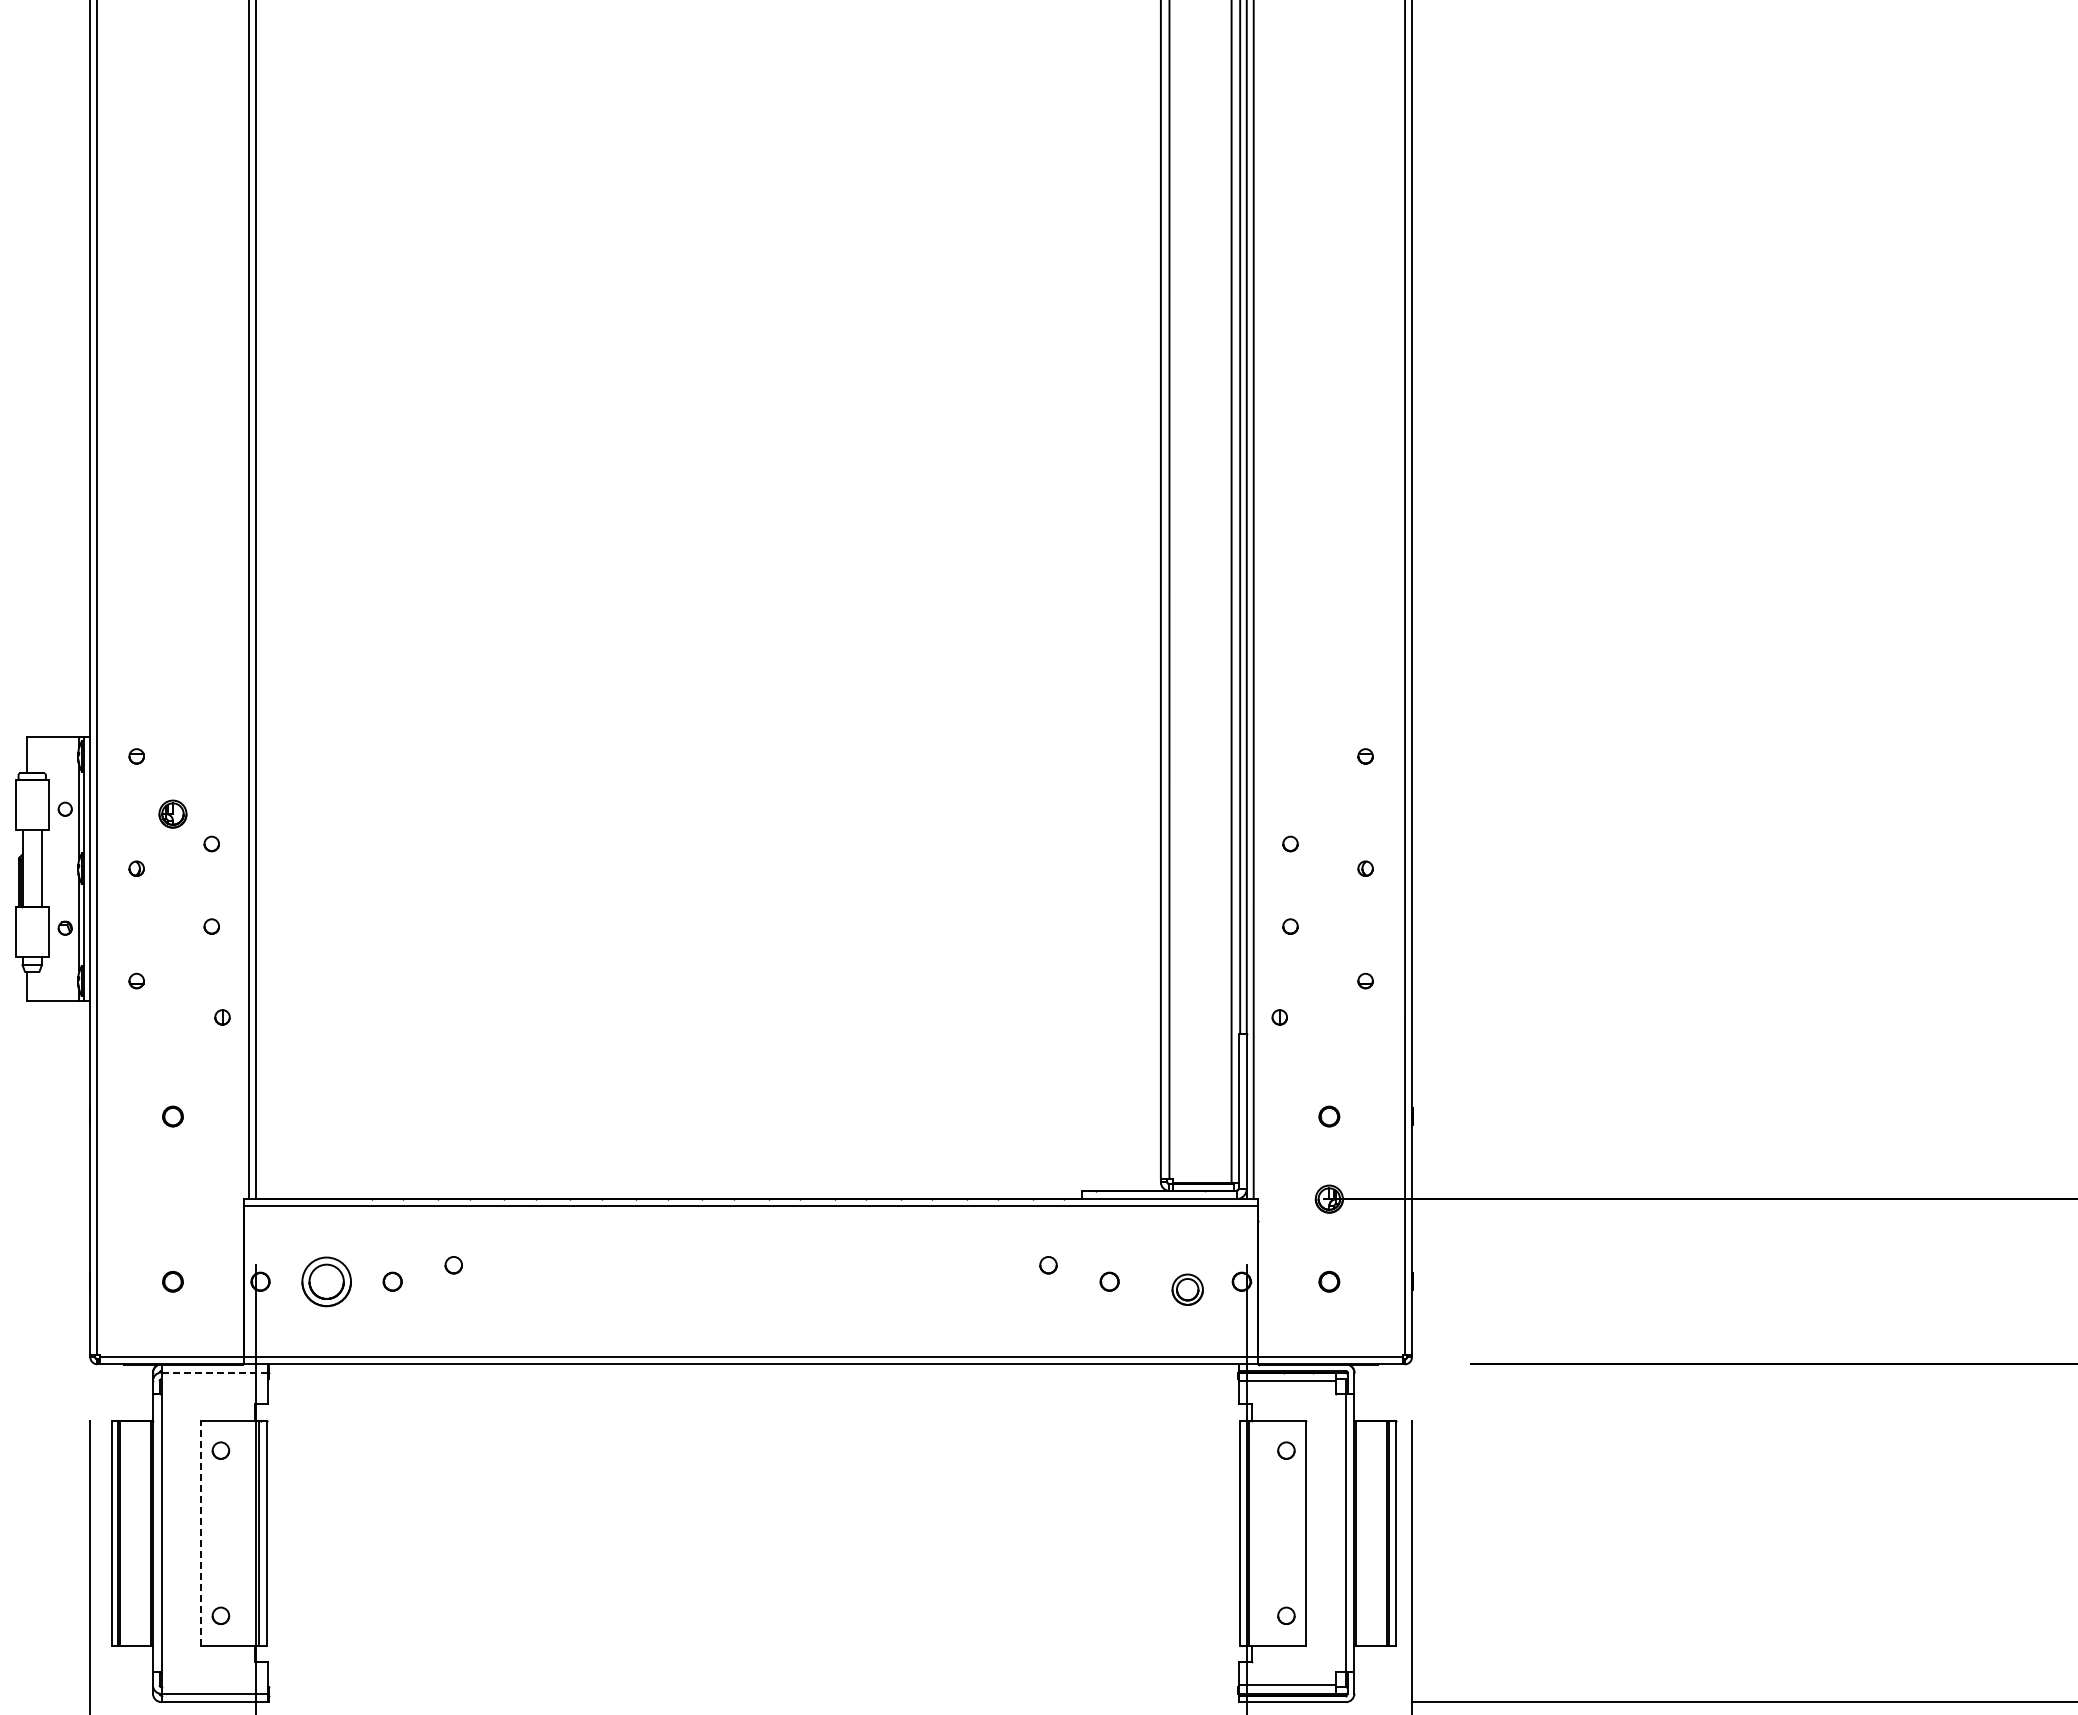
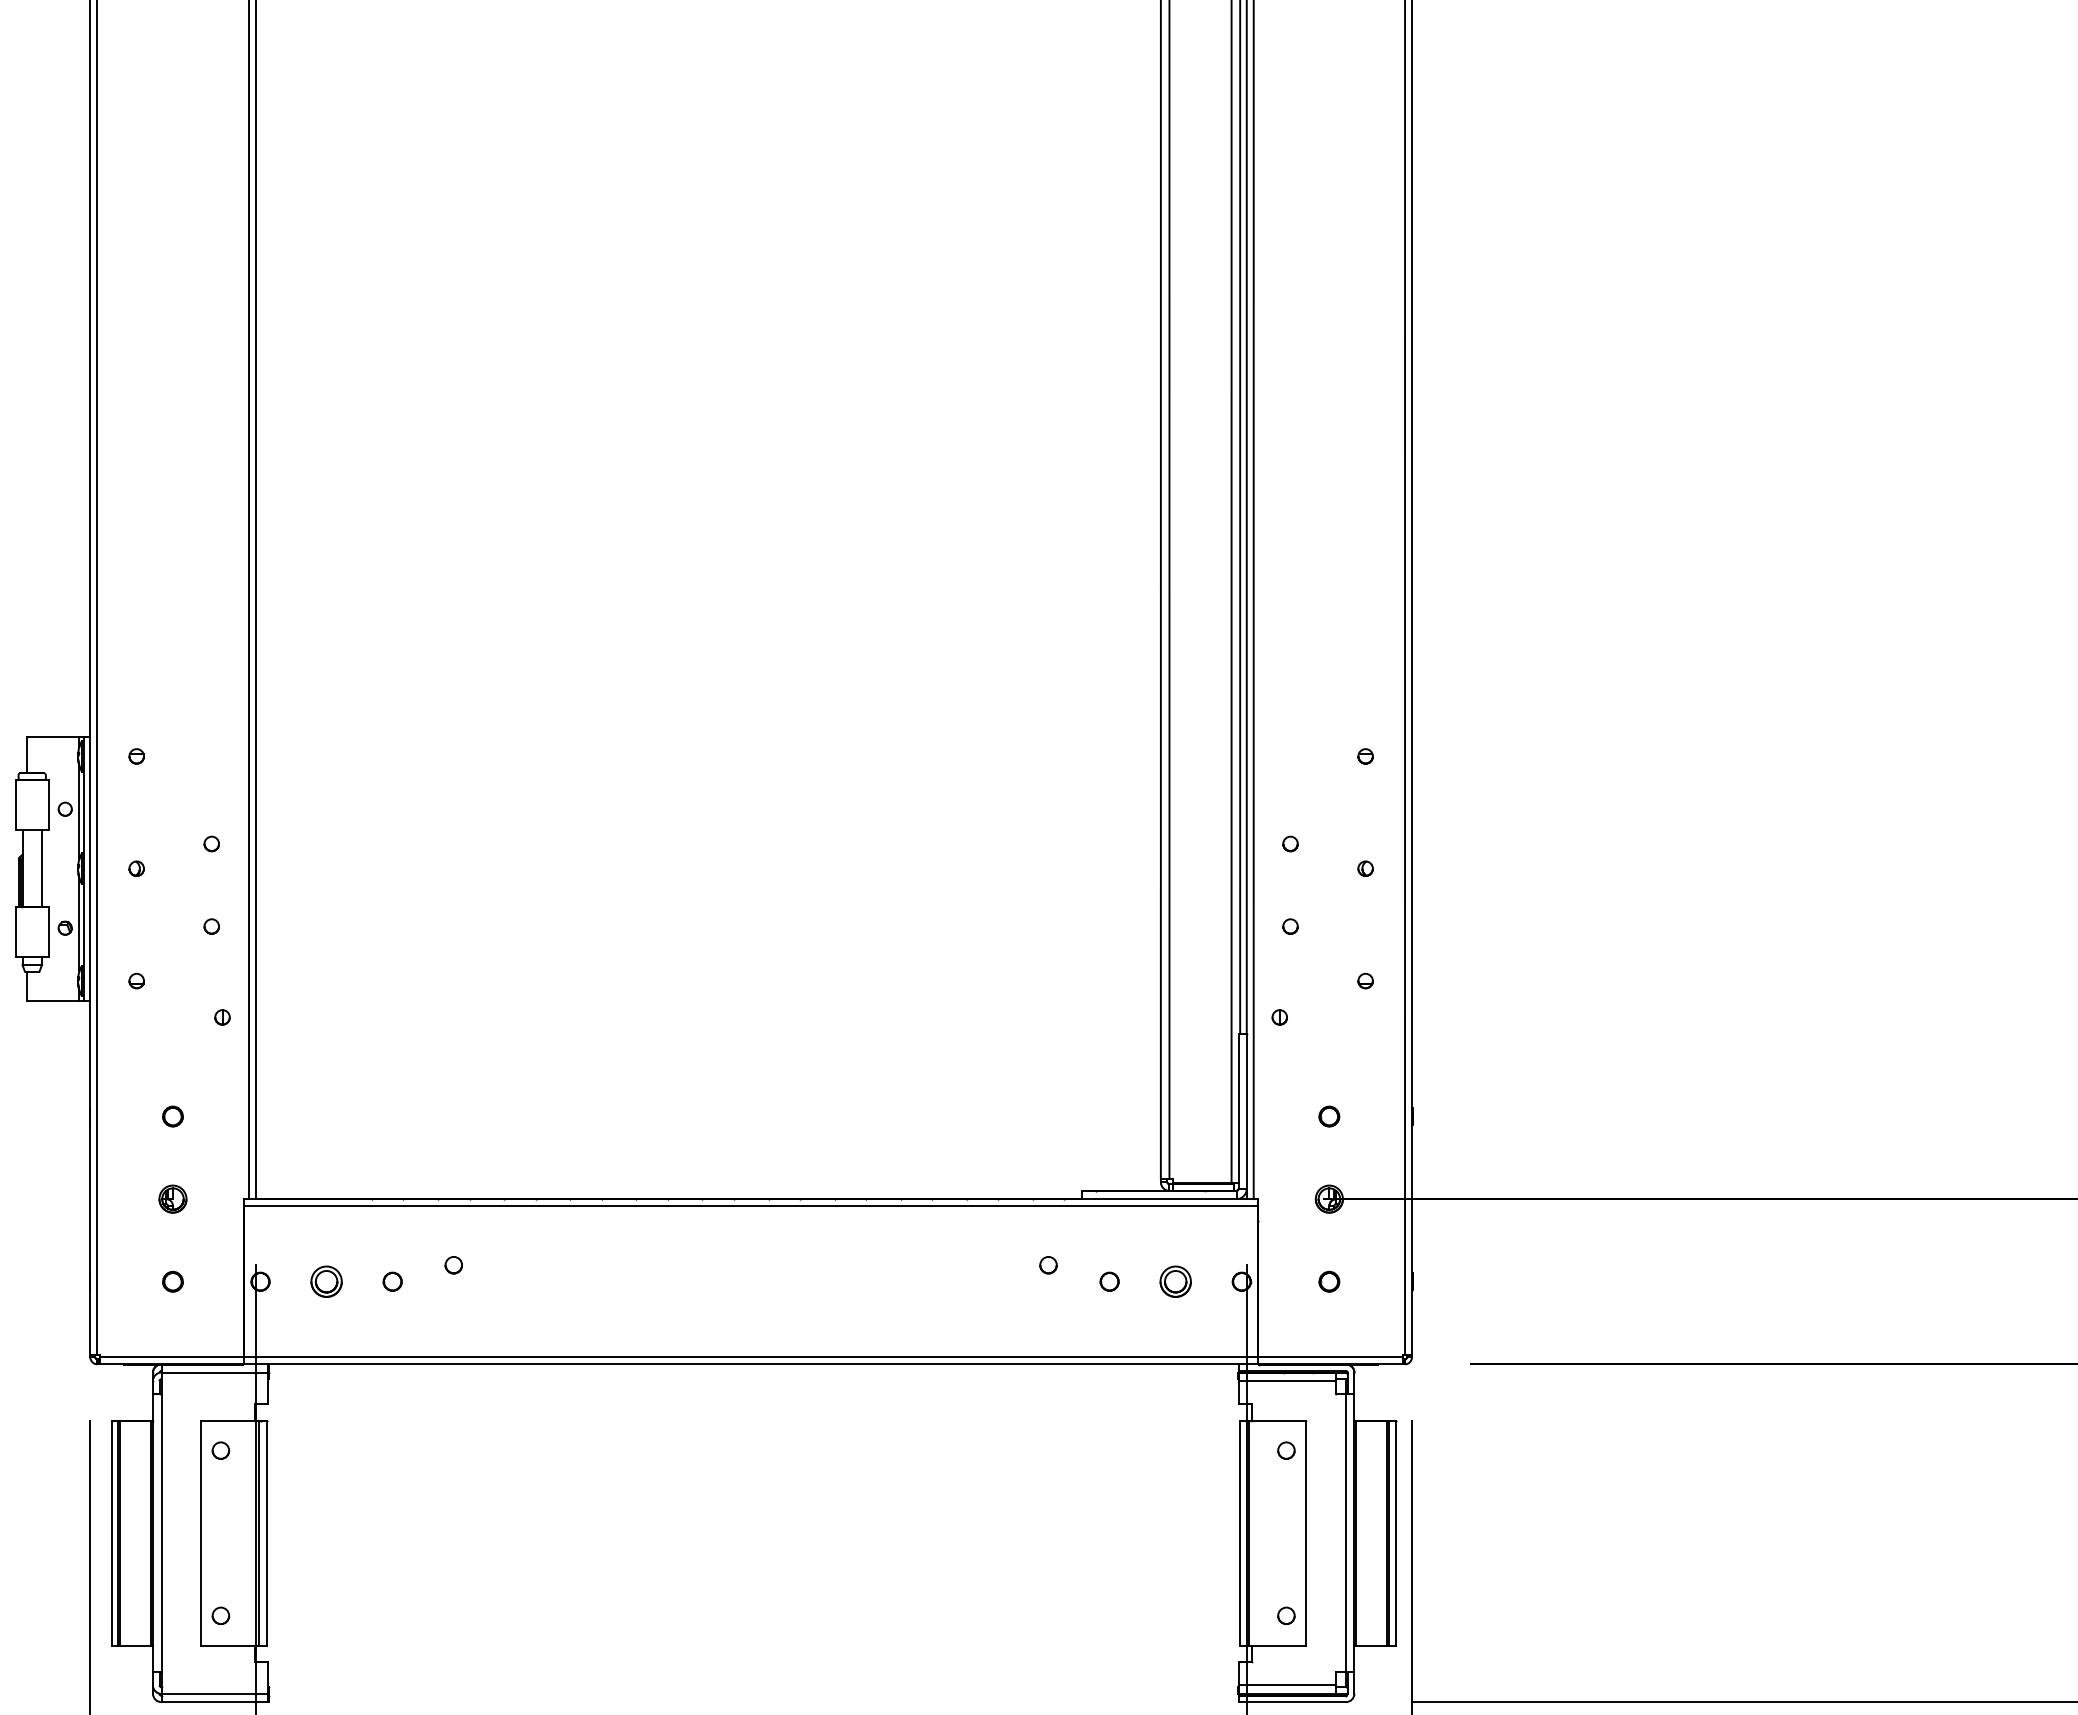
part position: (172, 813) -> (172, 1198) (172, 1198)
part size: 51x52 px -> 33x33 px (326, 1281)
part position: (1187, 1289) -> (1175, 1281) (1175, 1281)
line: dashed -> solid (214, 1372)
line: dashed -> solid (201, 1532)
